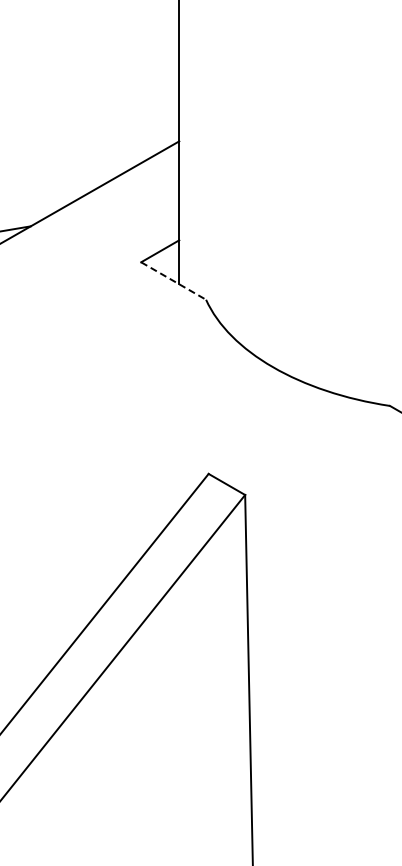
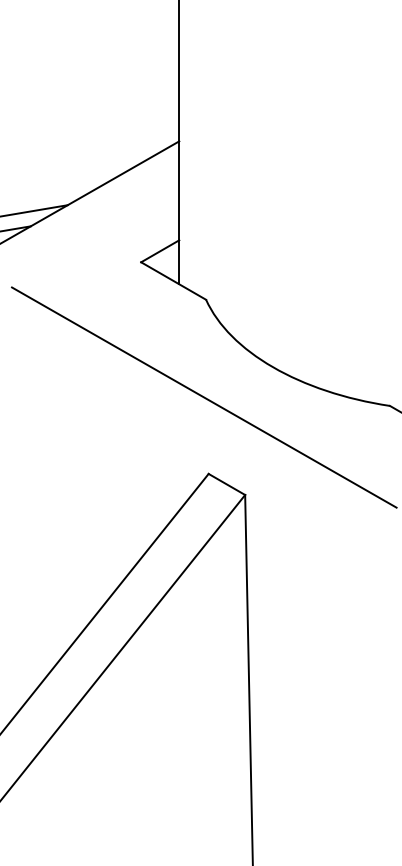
line: none -> present (34, 210)
line: dashed -> solid (174, 281)
line: none -> present (204, 397)
